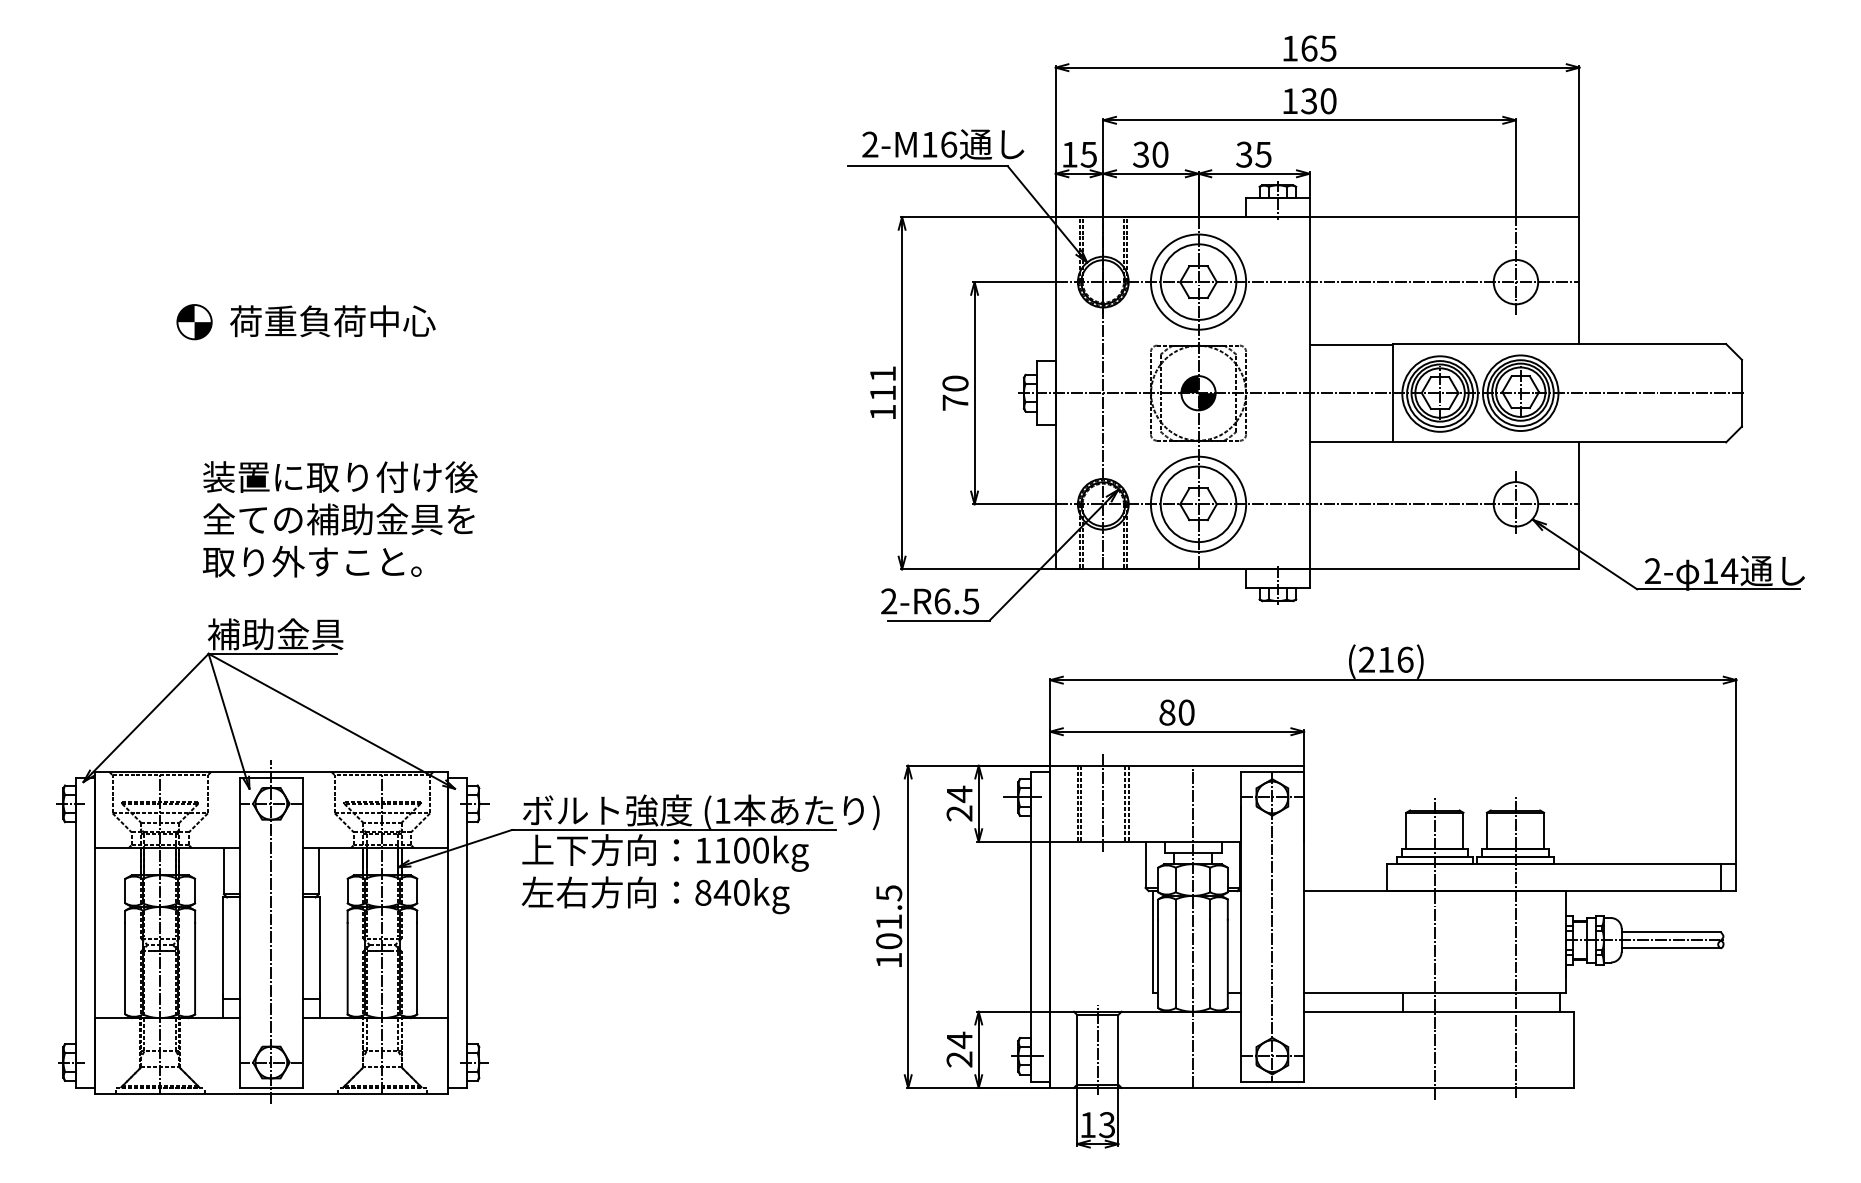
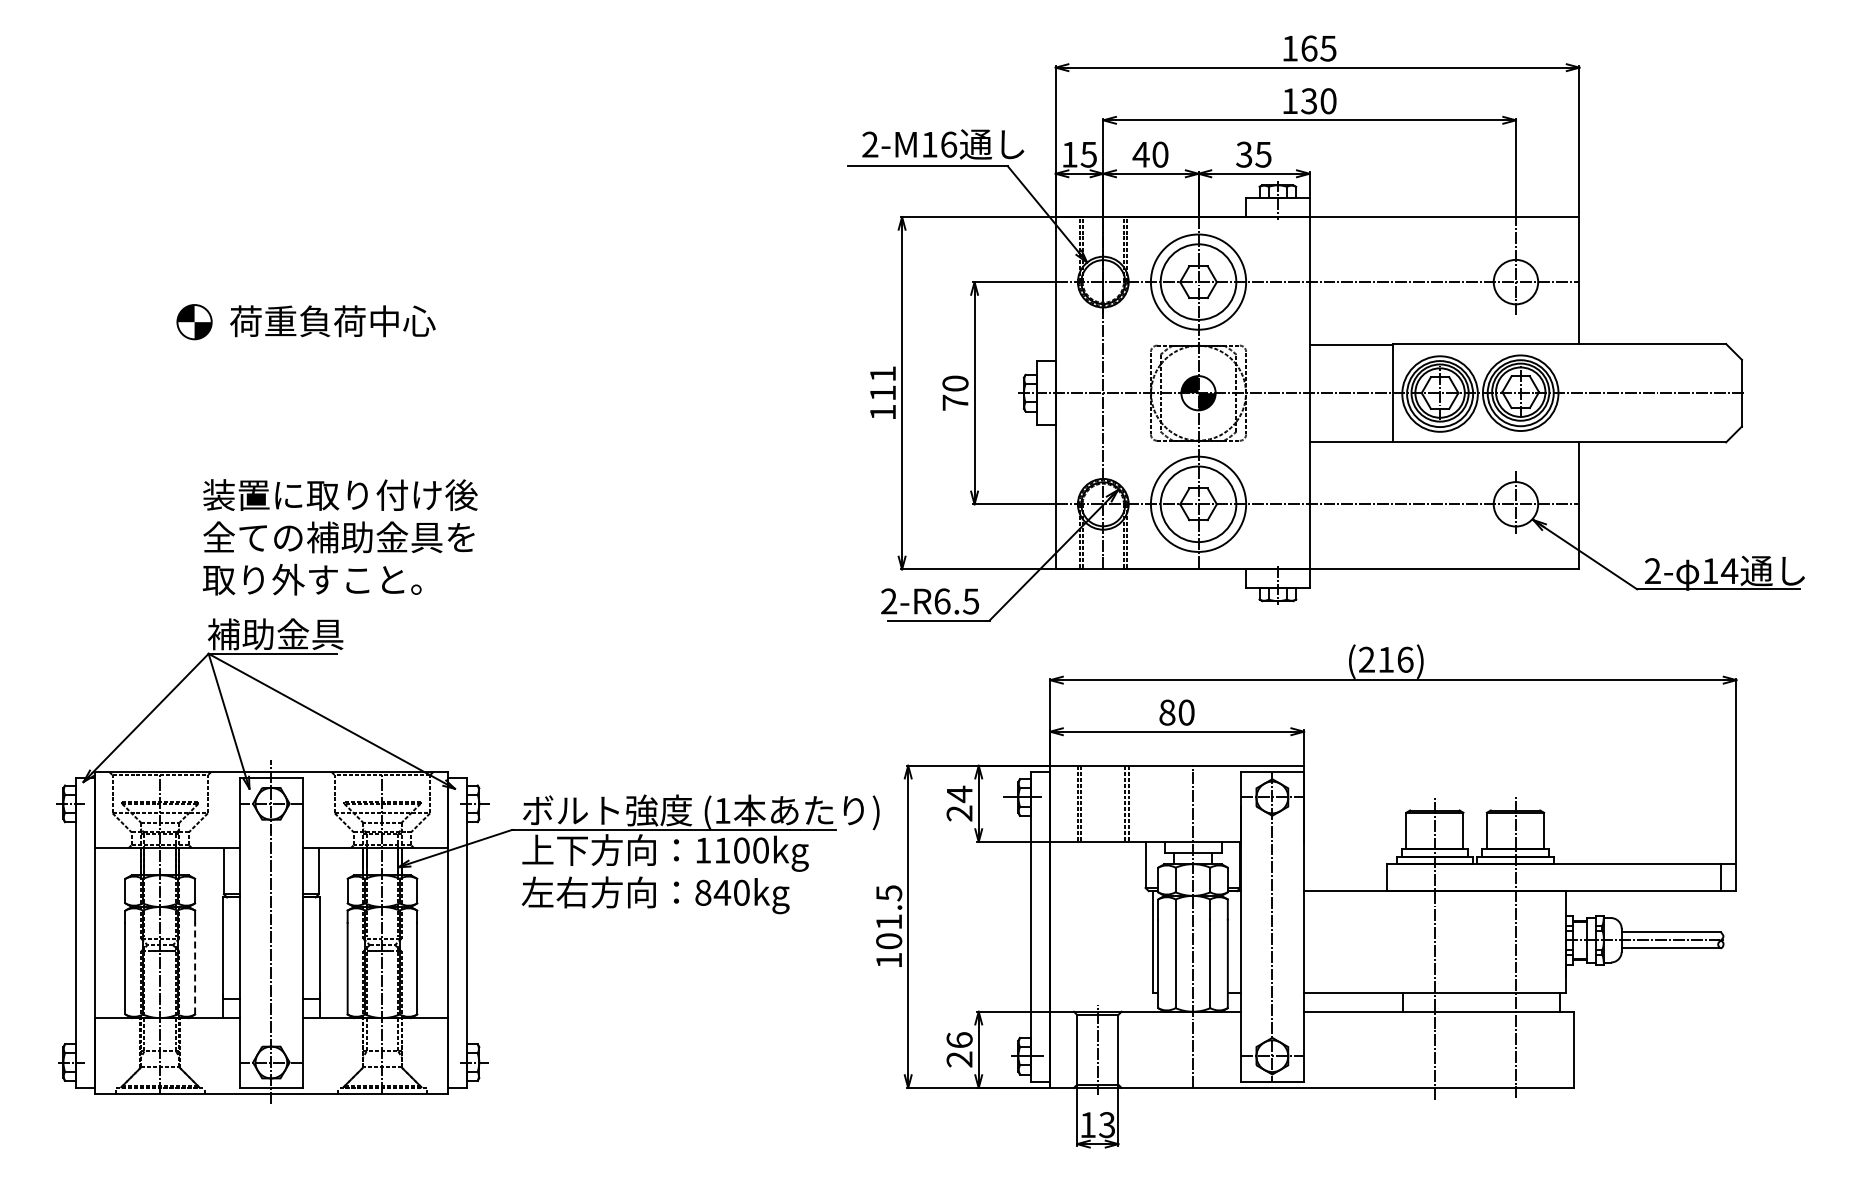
text: 30 -> 40 (1140, 154)
text position: (339, 519) -> (339, 537) (339, 537)
line: present -> none (1103, 802)
line: solid -> dashed (195, 968)
text: 24 -> 26 (959, 1040)
